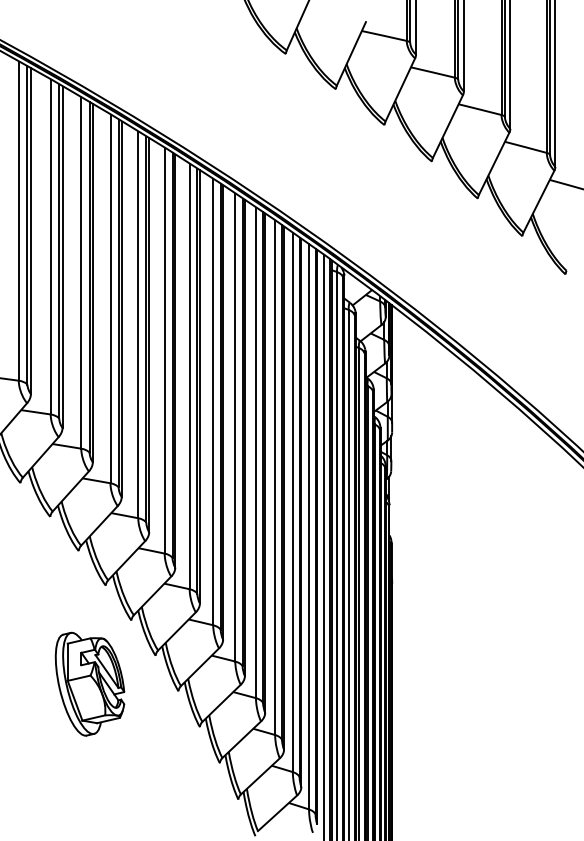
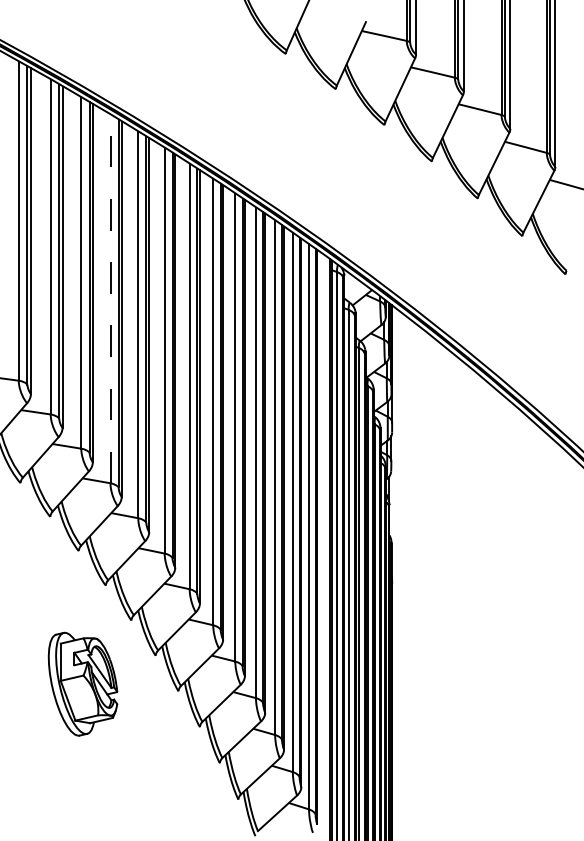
line: solid -> dashed (110, 298)
line: present -> none (323, 545)
part position: (89, 683) -> (82, 683) (82, 683)
